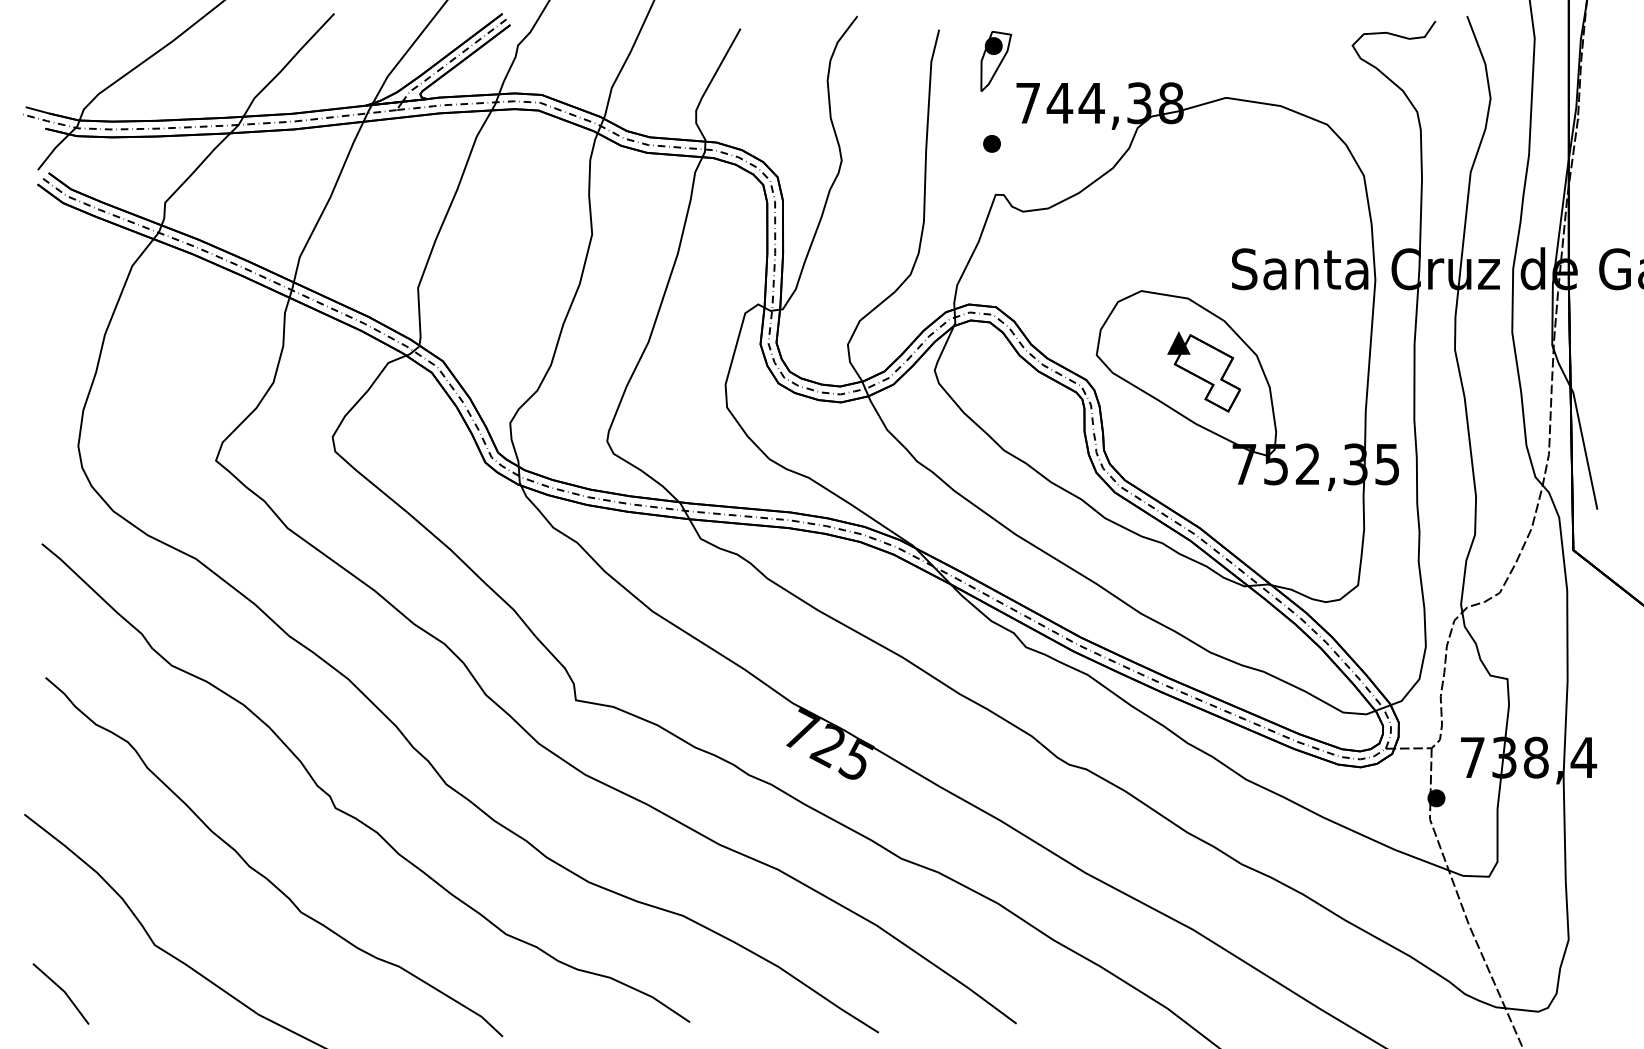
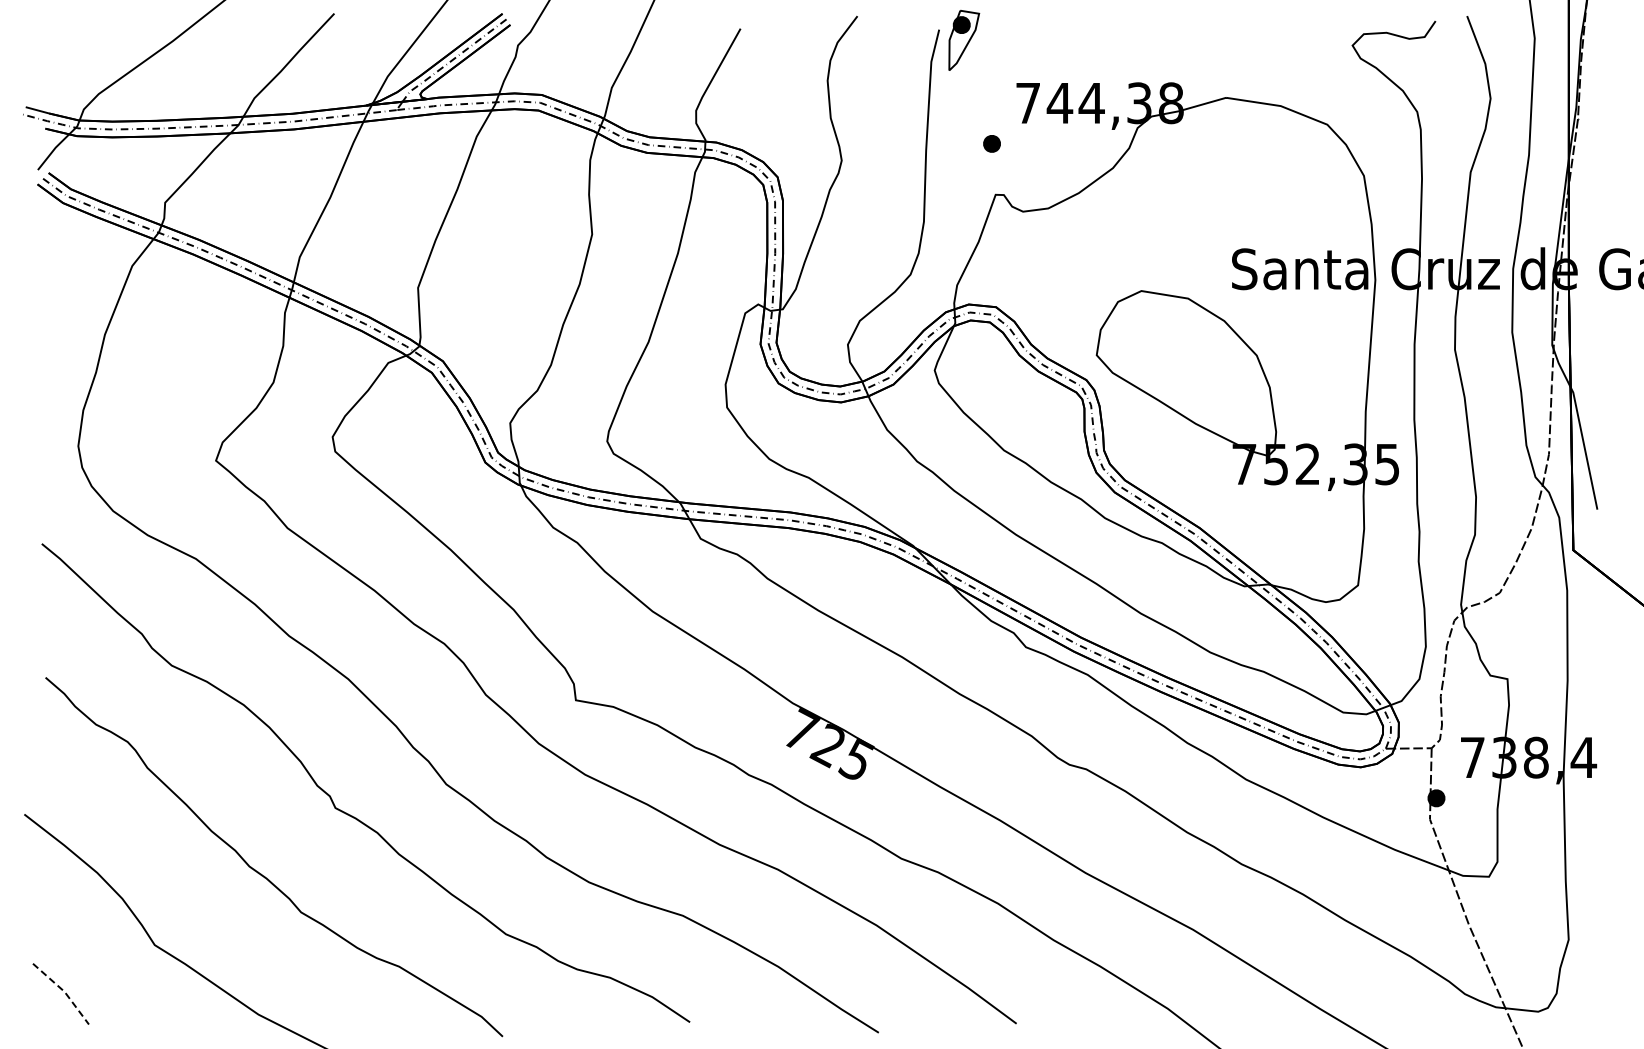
part position: (996, 61) -> (964, 40) (964, 40)
part: present -> none (1203, 371)
line: solid -> dashed (64, 991)
